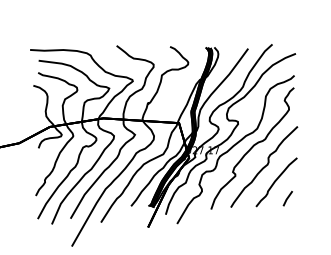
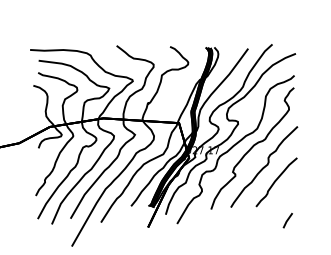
line position: (287, 198) -> (287, 220) (287, 220)
